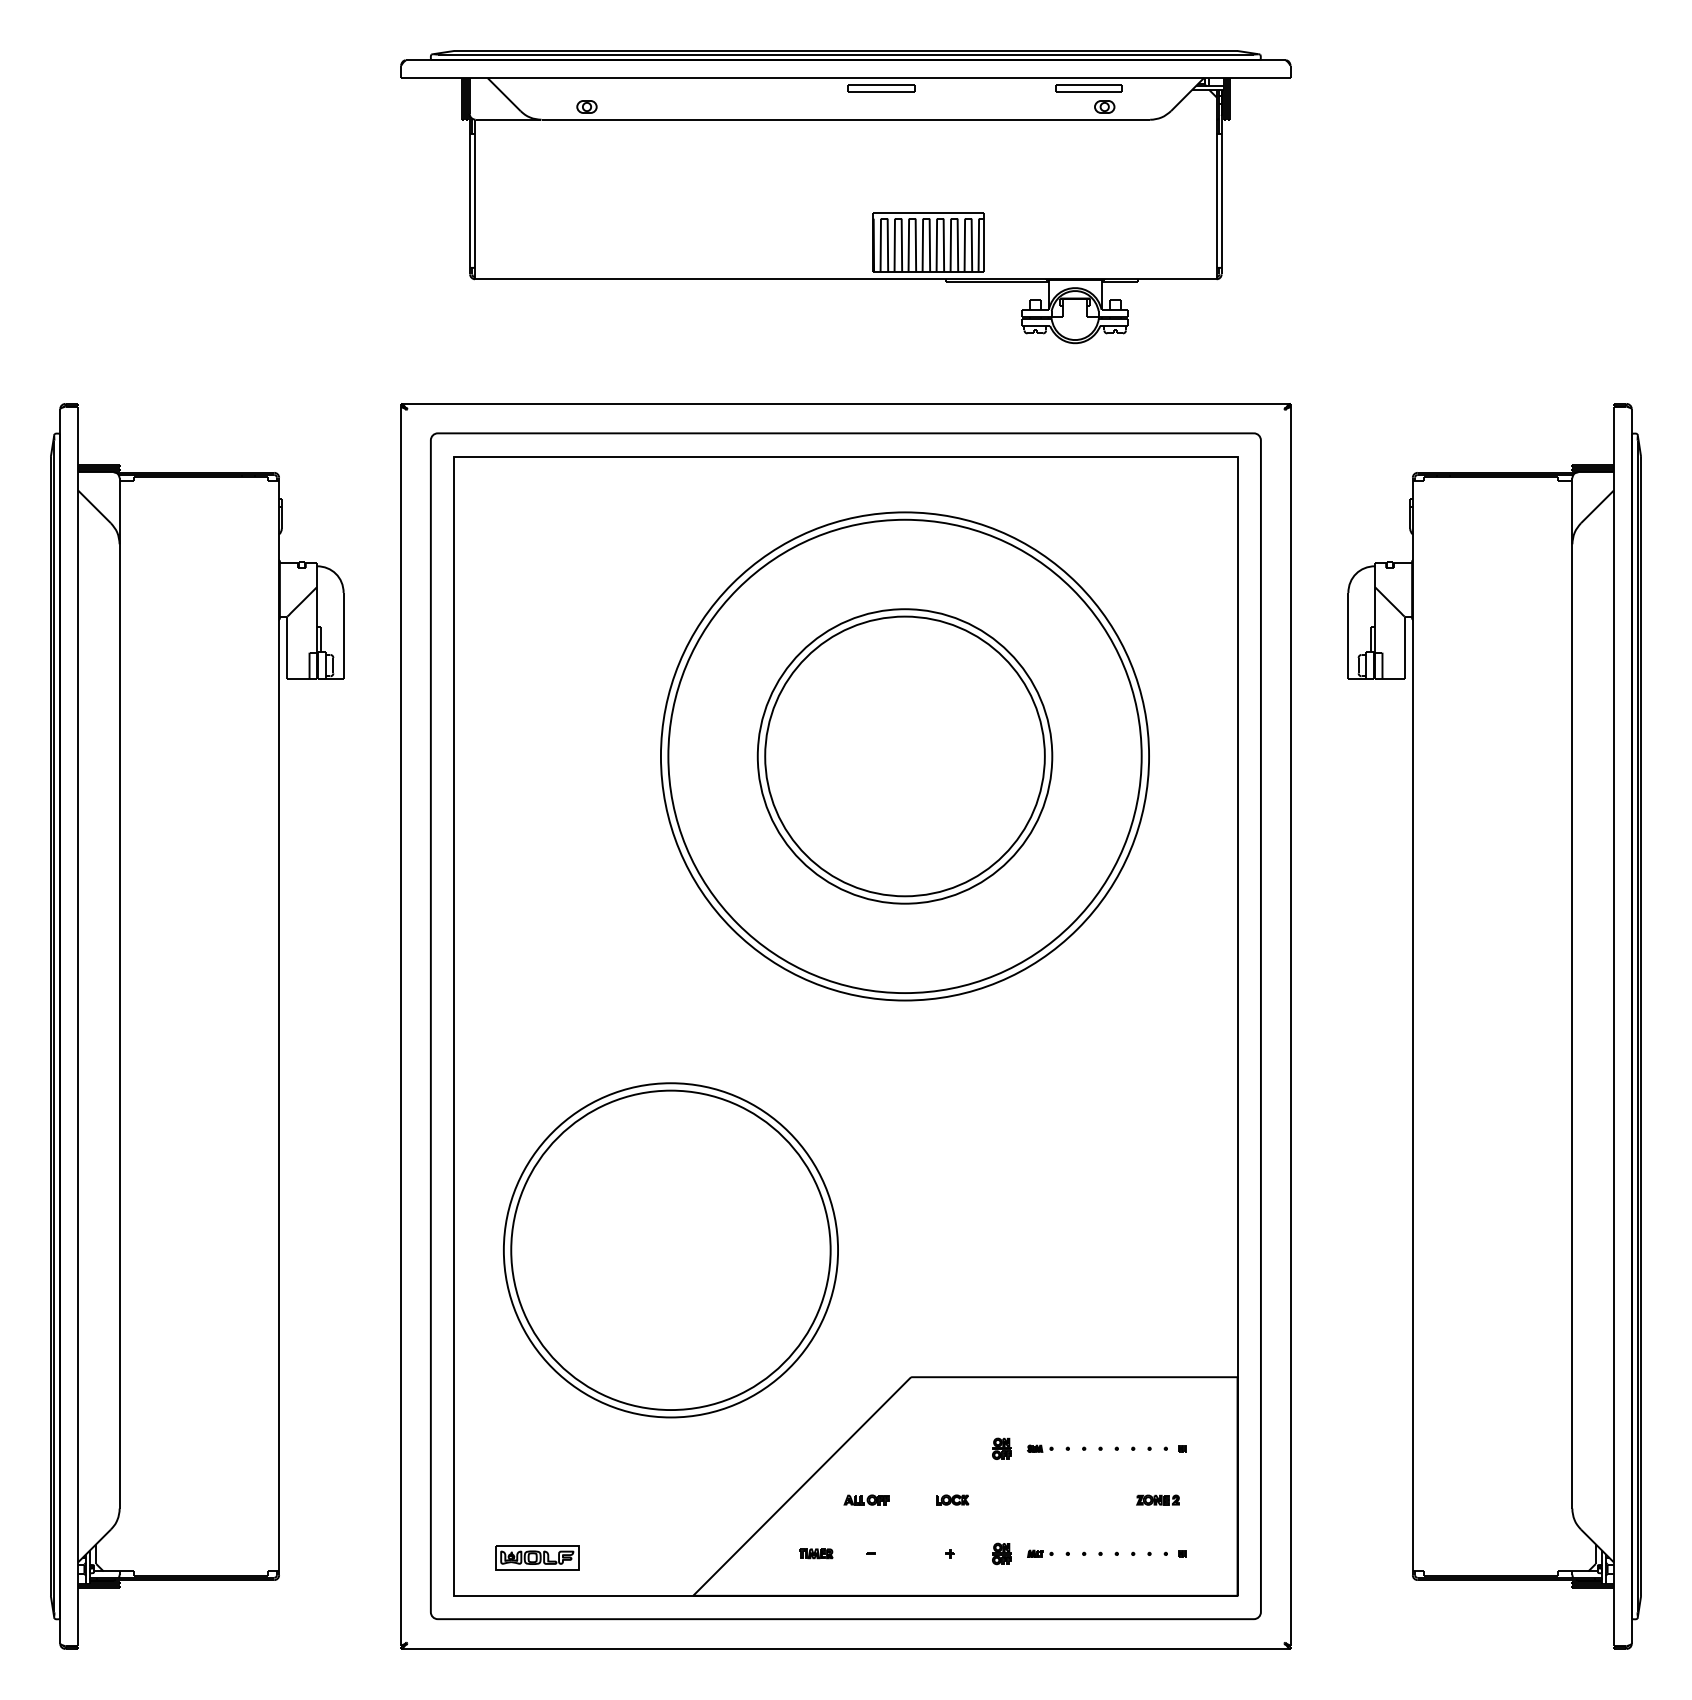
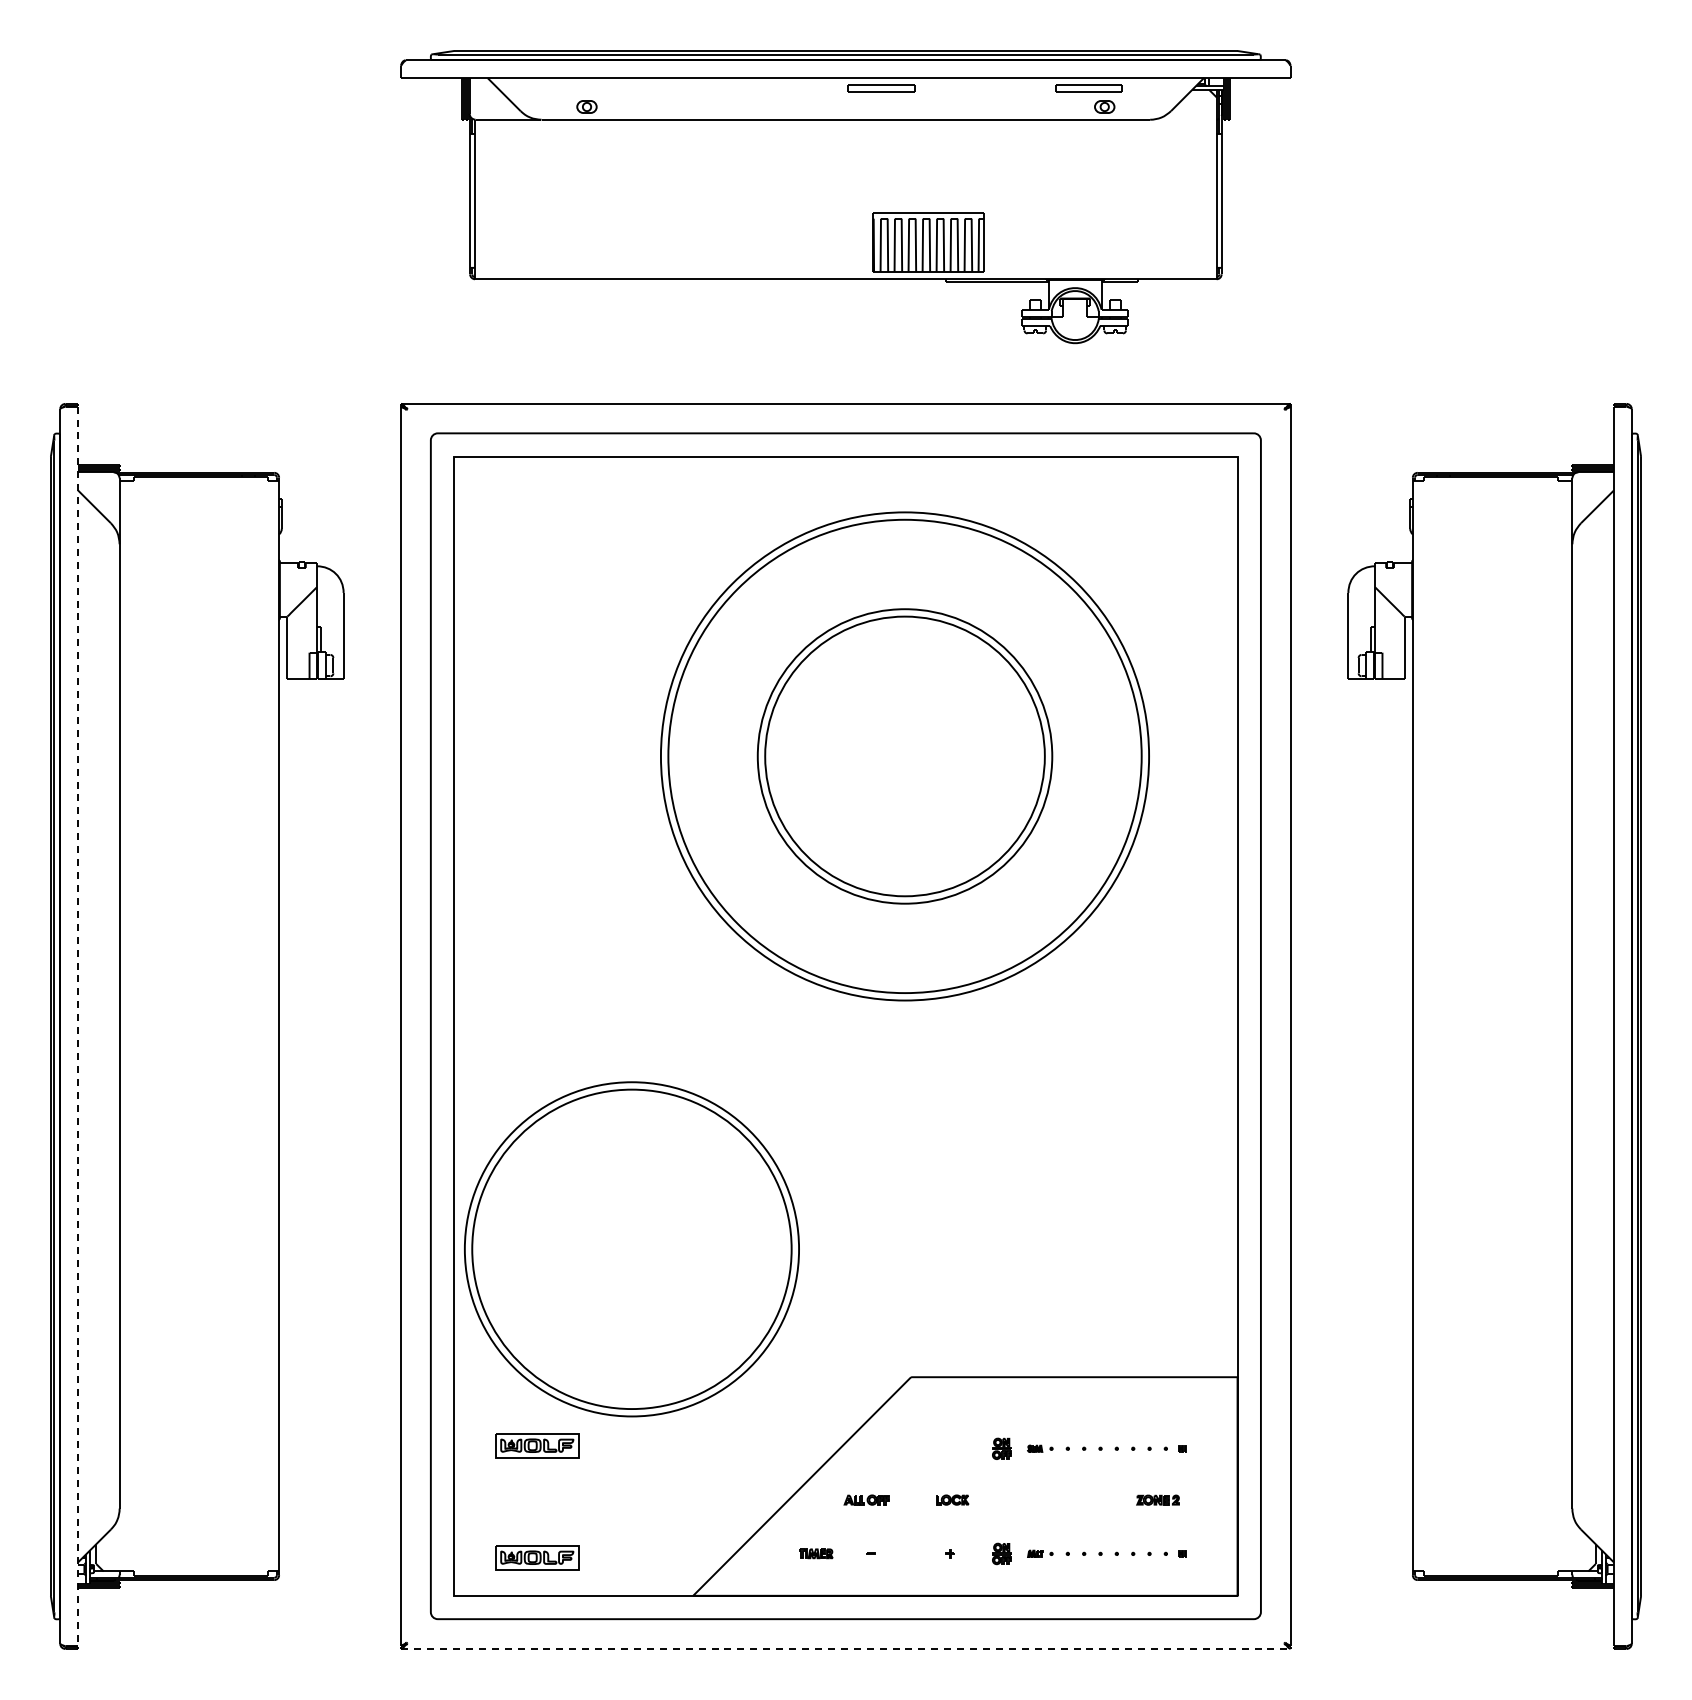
line: solid -> dashed (78, 1026)
part position: (670, 1250) -> (631, 1249) (631, 1249)
part: none -> present (537, 1445)
line: solid -> dashed (845, 1648)
